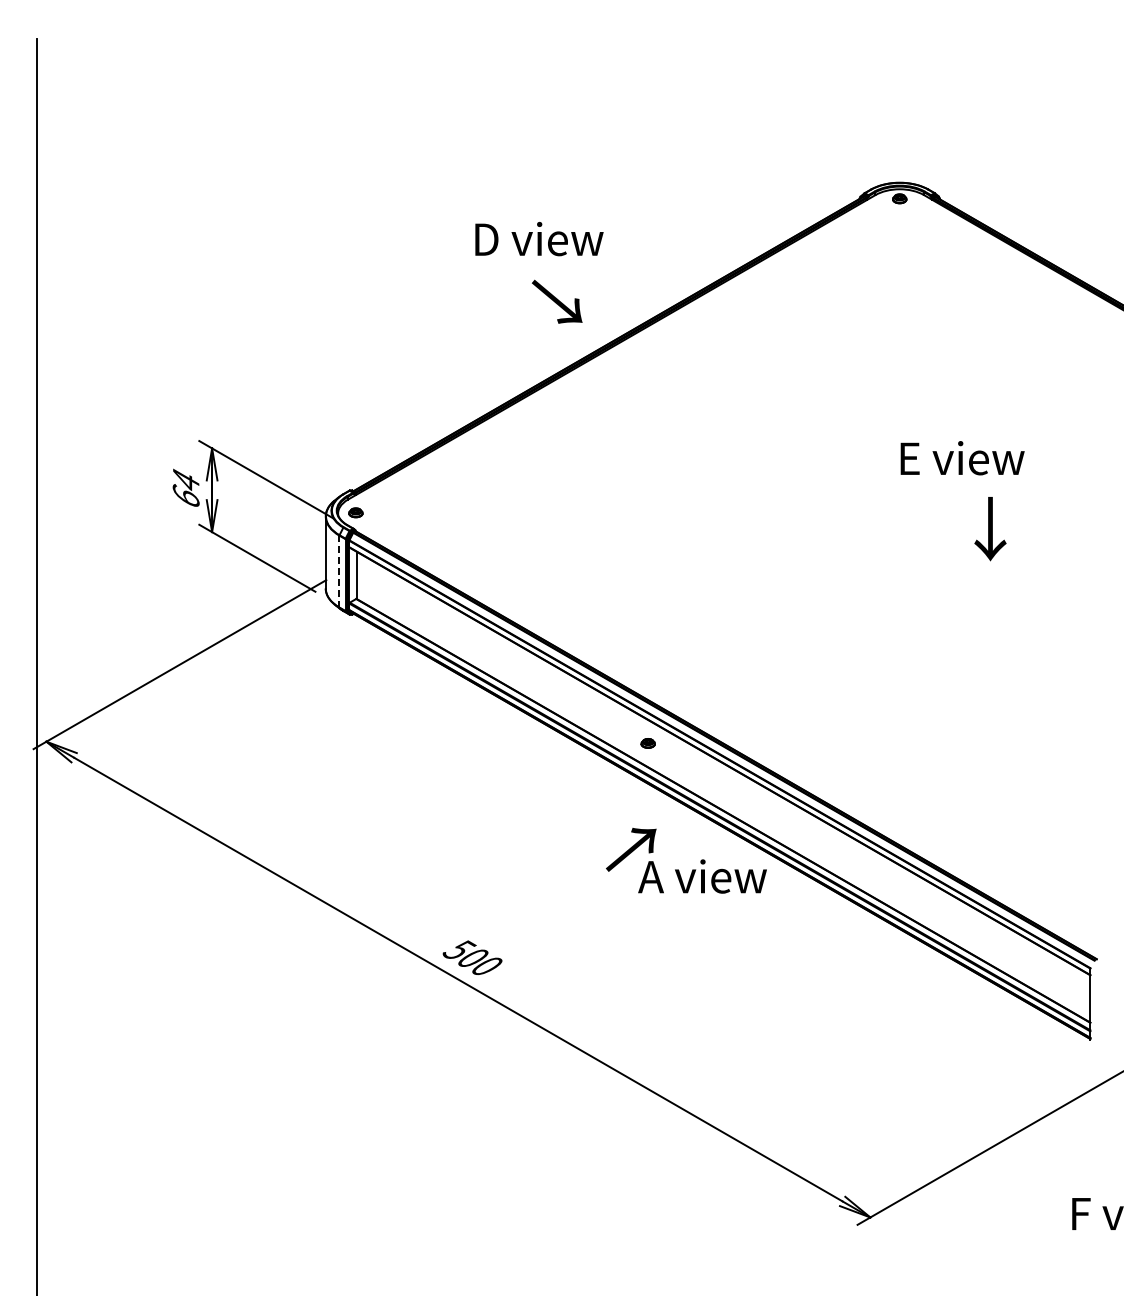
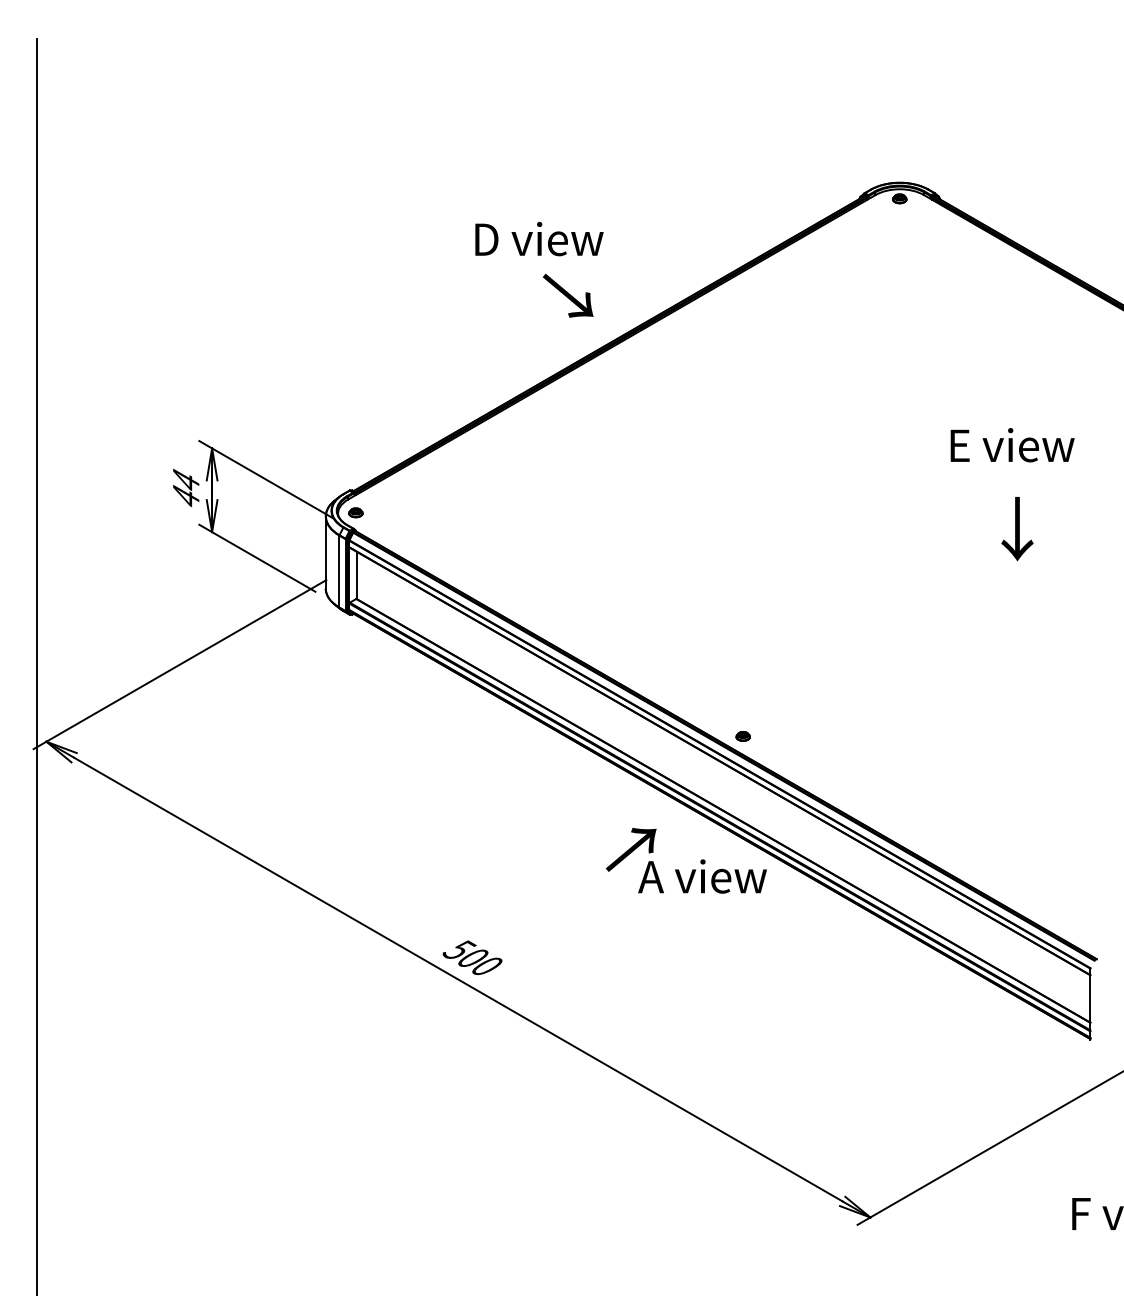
text position: (557, 301) -> (568, 295) (568, 295)
text position: (962, 458) -> (1012, 445) (1012, 445)
text: 64 -> 44 (185, 495)
text position: (990, 529) -> (1017, 529) (1017, 529)
line: dashed -> solid (339, 571)
part position: (647, 743) -> (742, 736) (742, 736)
